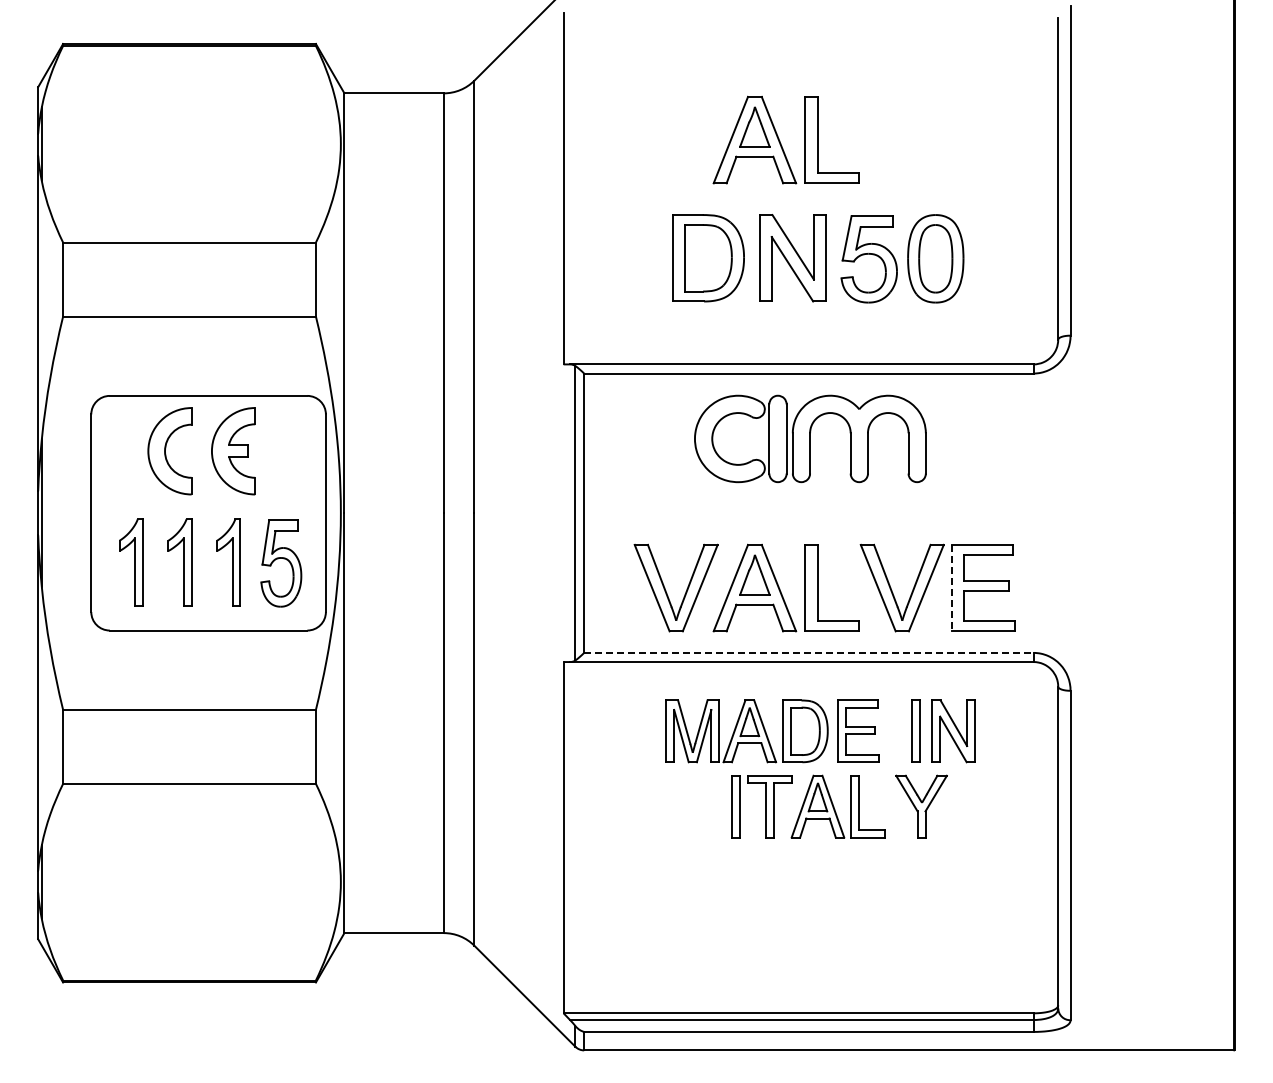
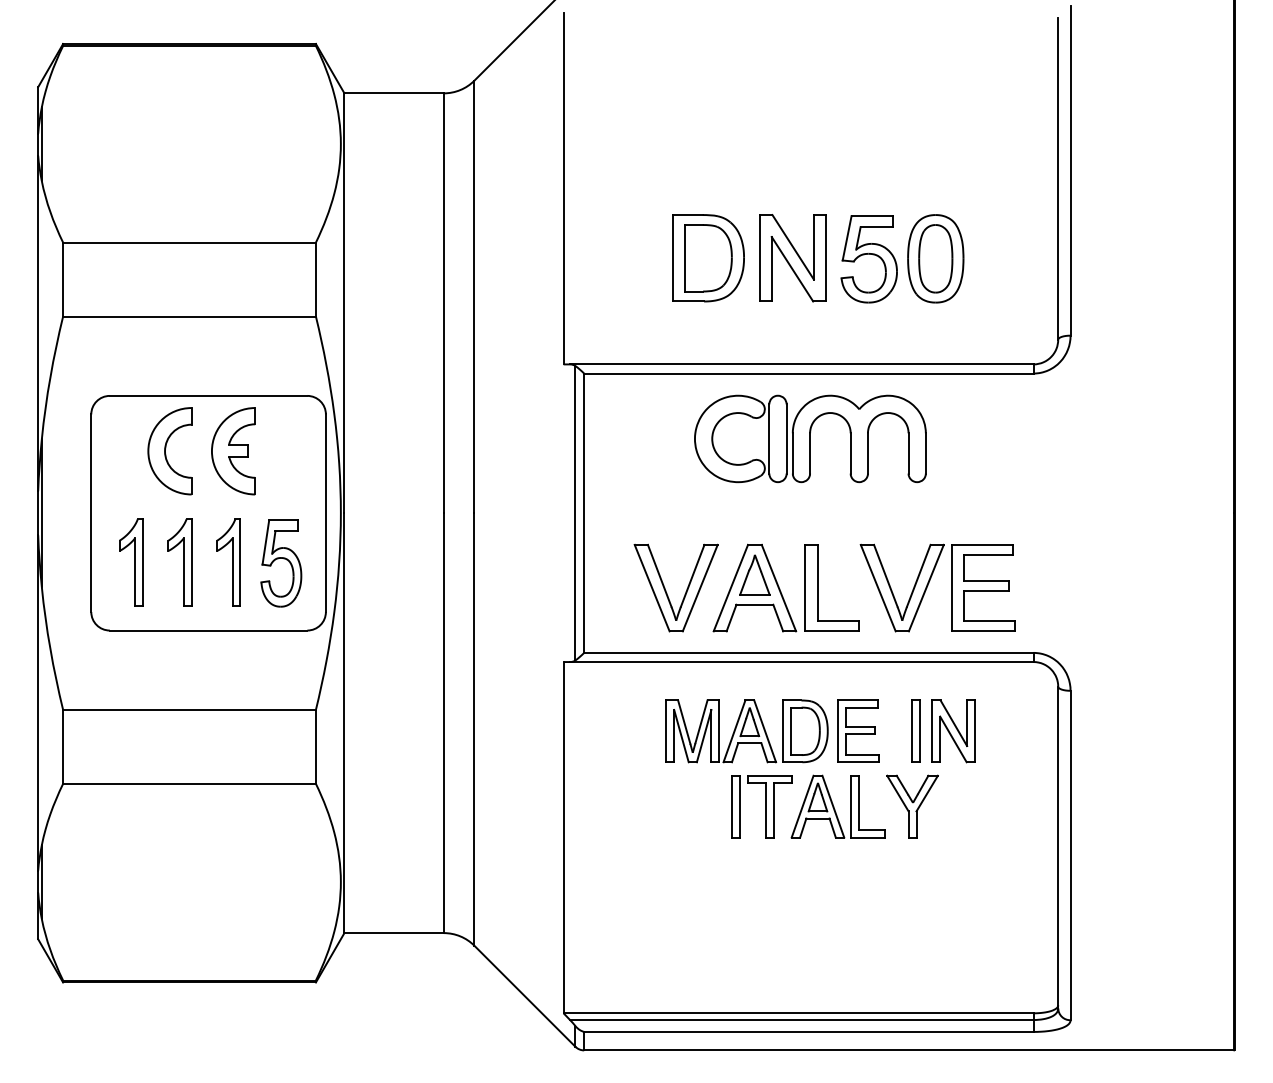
part: present -> none (785, 139)
line: dashed -> solid (951, 588)
line: dashed -> solid (808, 652)
part position: (921, 806) -> (912, 806) (912, 806)
